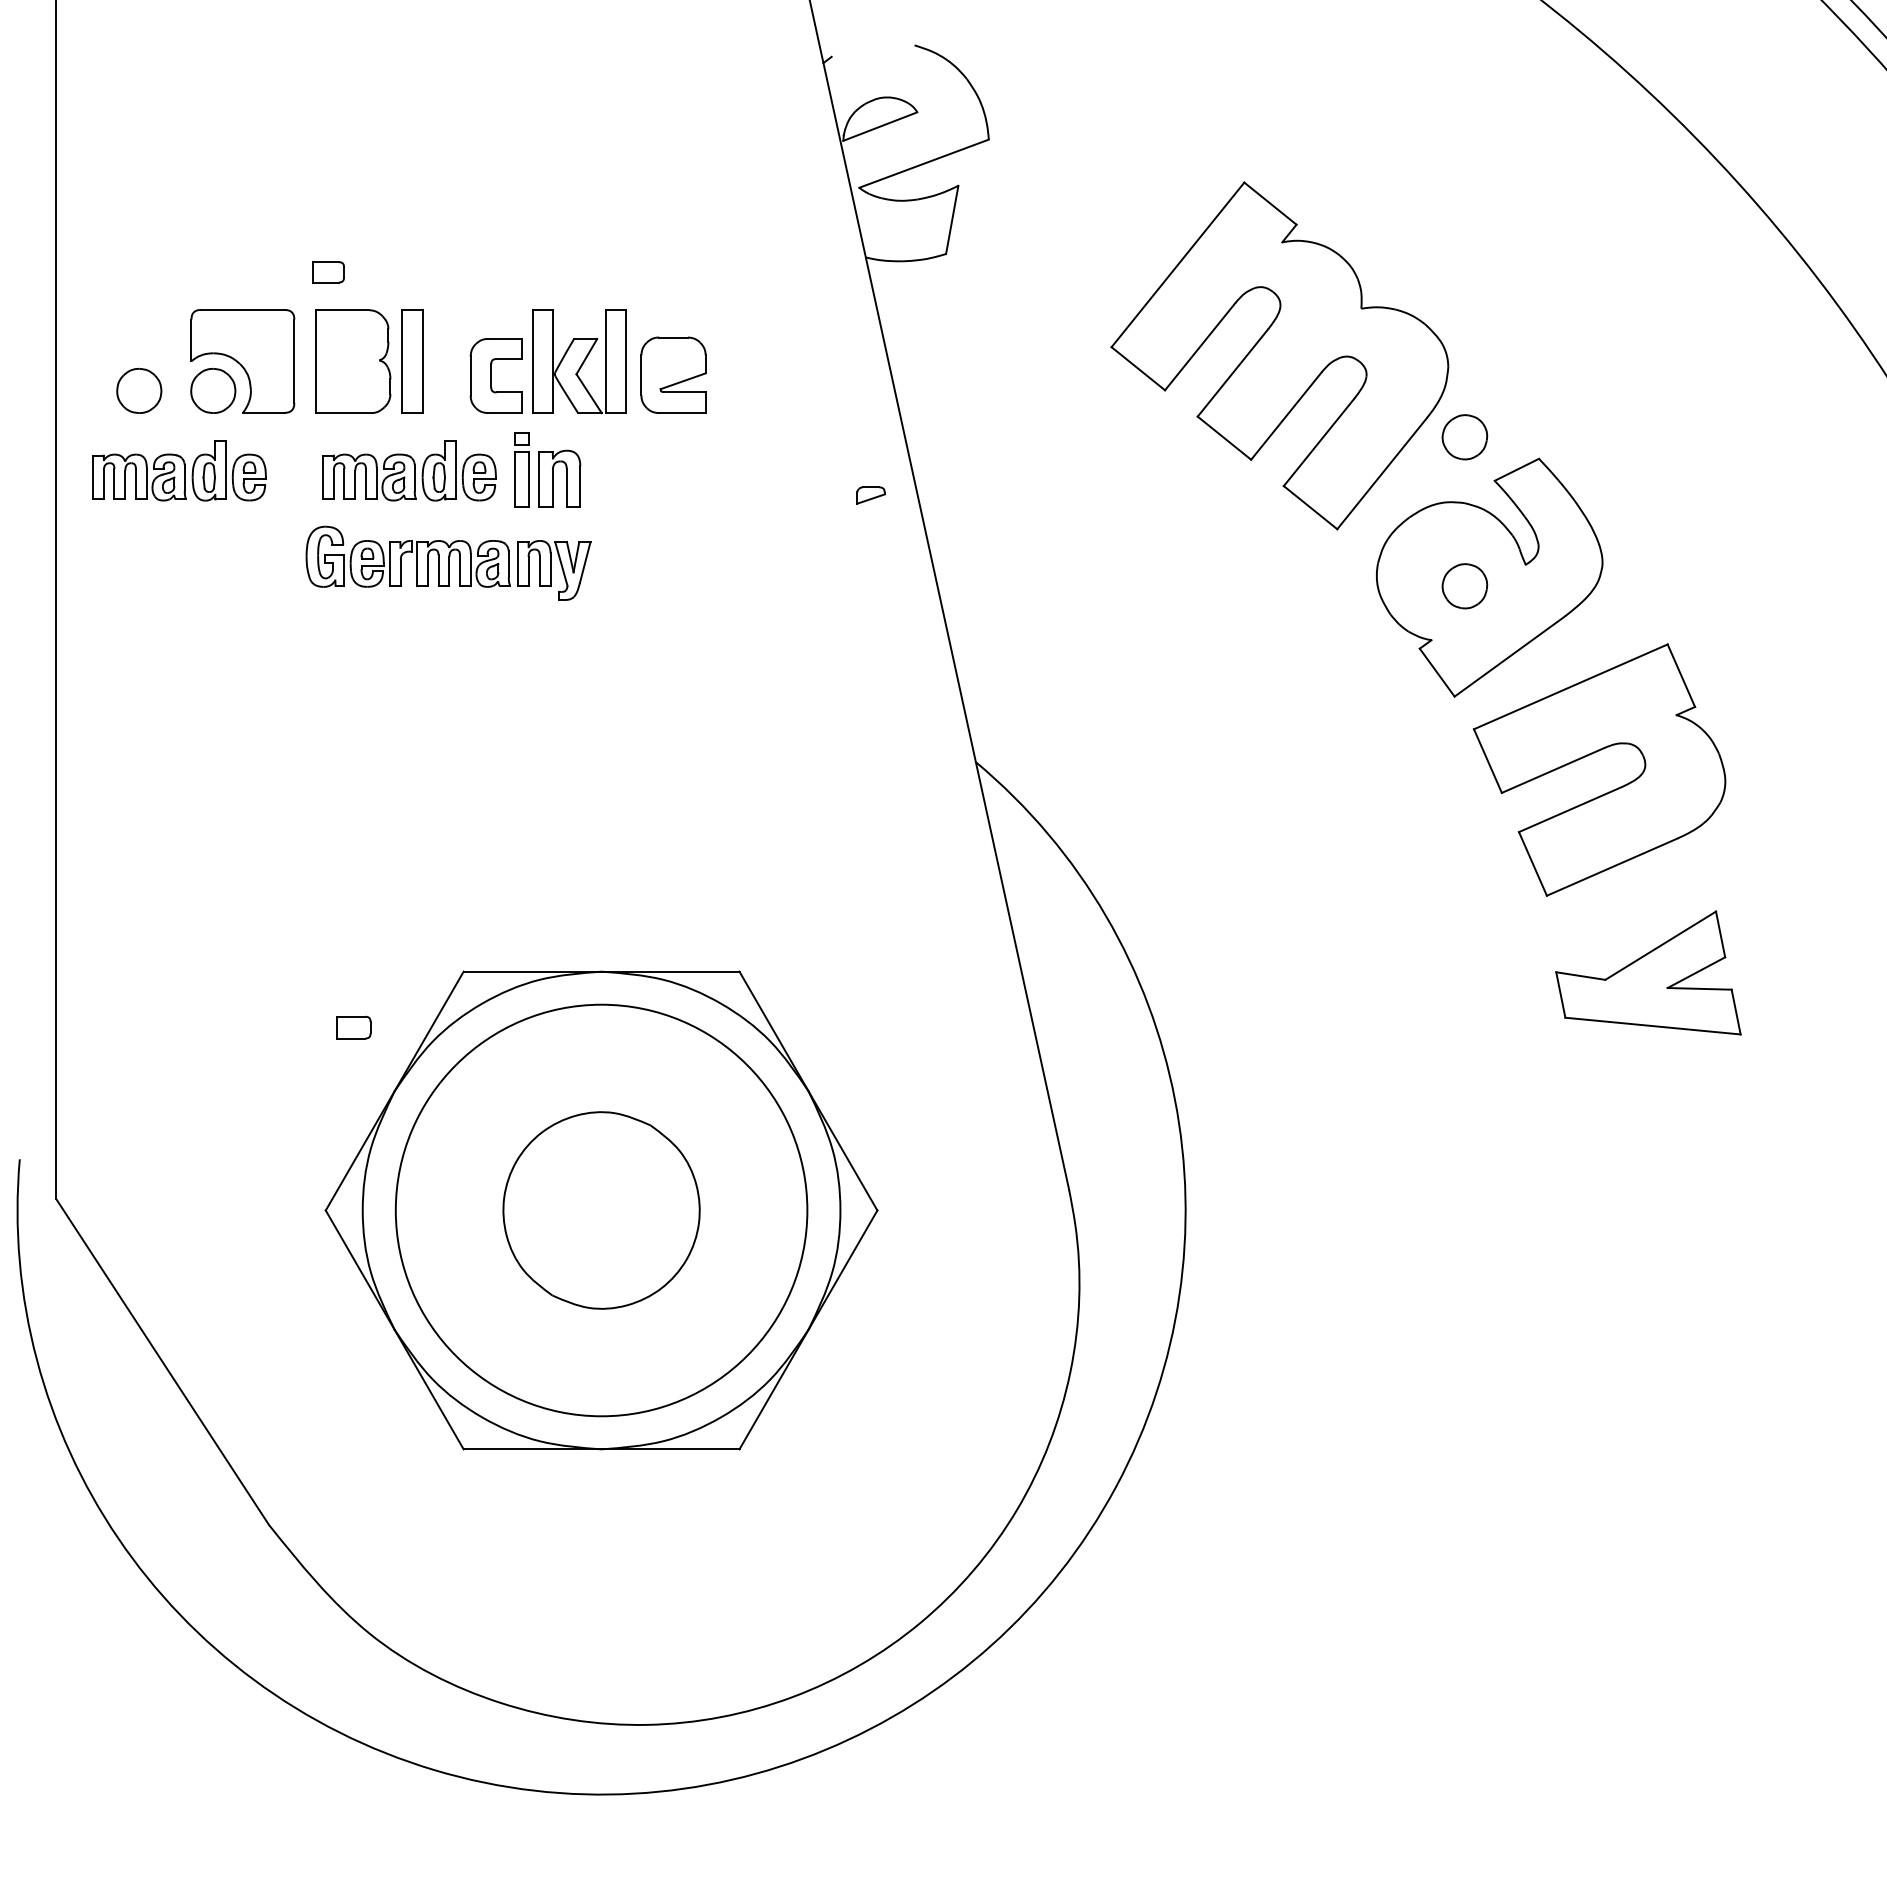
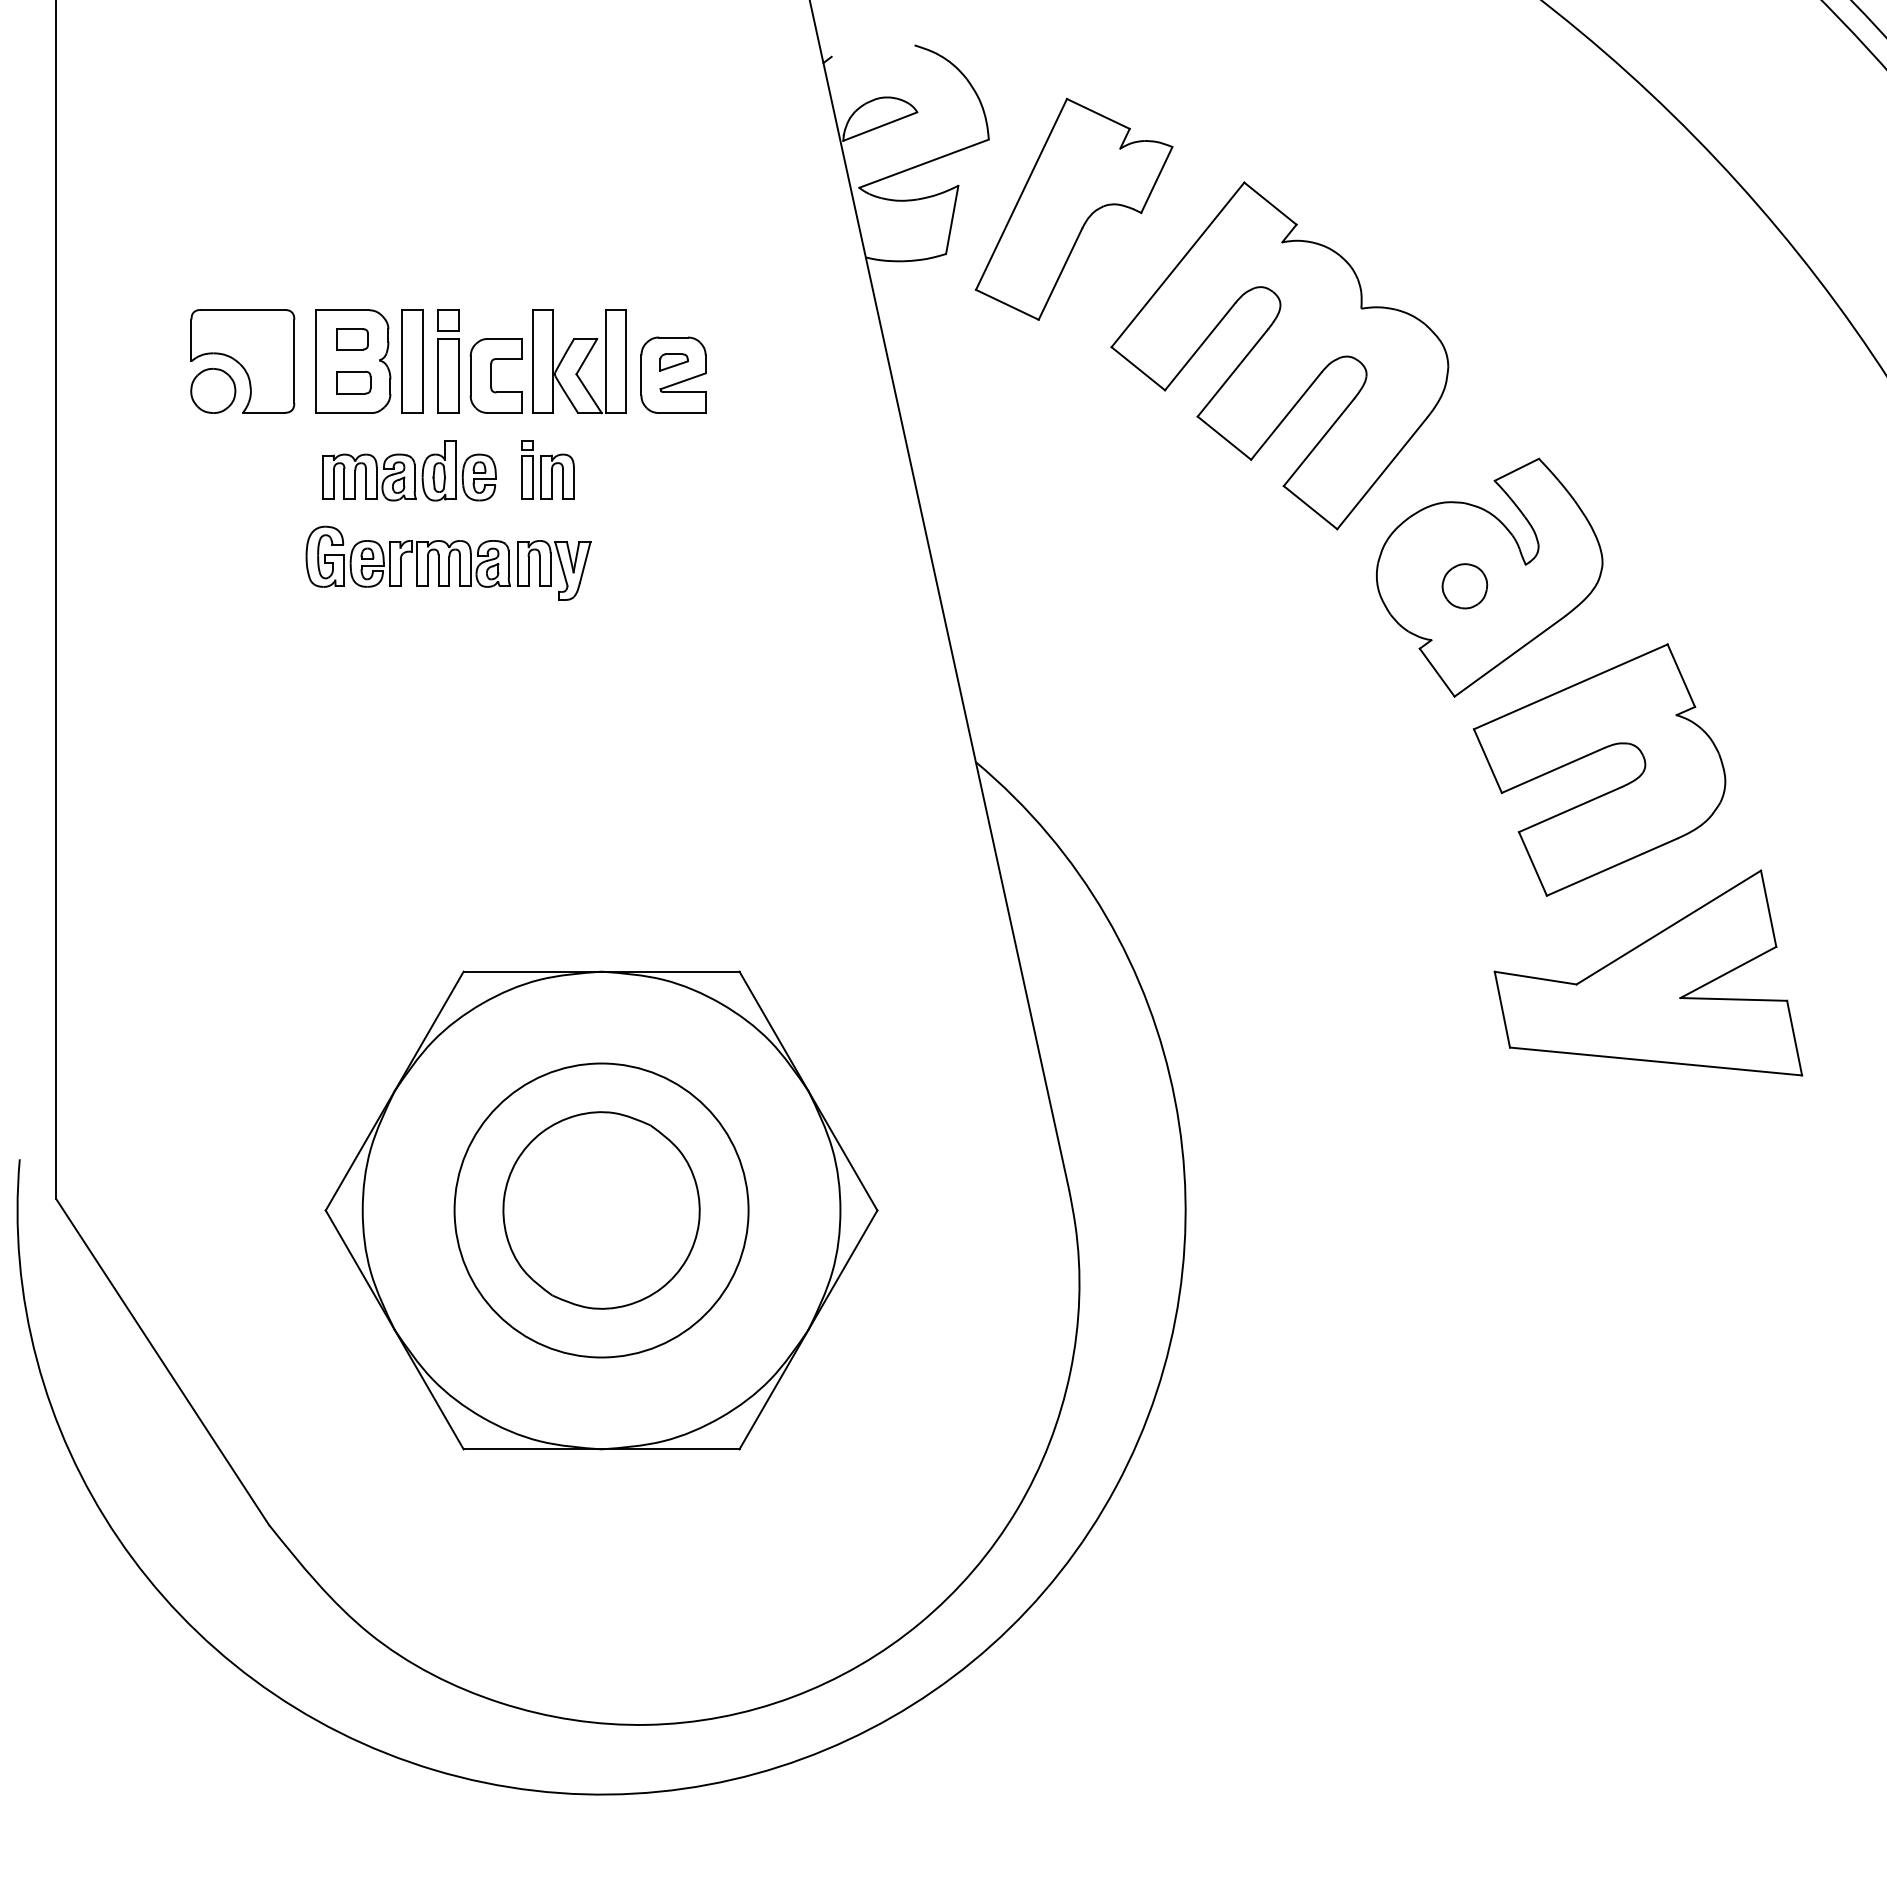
part: none -> present (1073, 208)
part position: (328, 272) -> (352, 339) (352, 339)
part: none -> present (448, 361)
part: present -> none (139, 390)
part: present -> none (1464, 437)
part size: 68x76 px -> 54x60 px (547, 469)
part: present -> none (179, 470)
part position: (870, 495) -> (673, 362) (673, 362)
part size: 187x126 px -> 311x208 px (1648, 972)
part position: (353, 1027) -> (353, 382) (353, 382)
circle diameter: 412 px -> 294 px (601, 1210)
